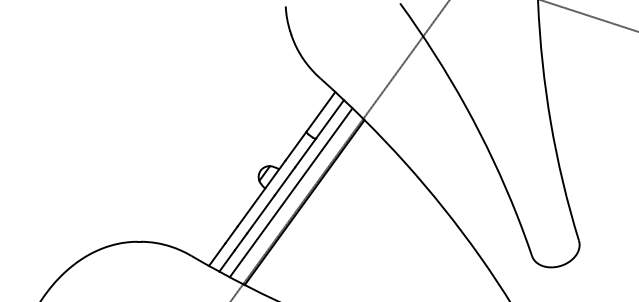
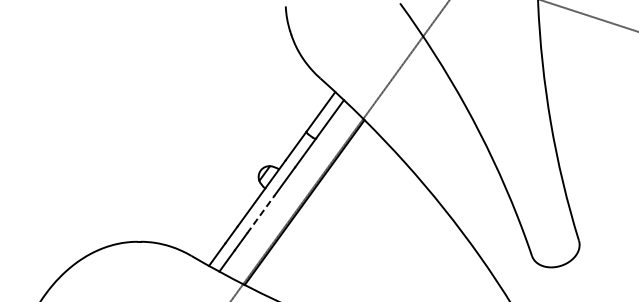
line: present -> none (290, 192)
line: solid -> dashed (260, 214)
